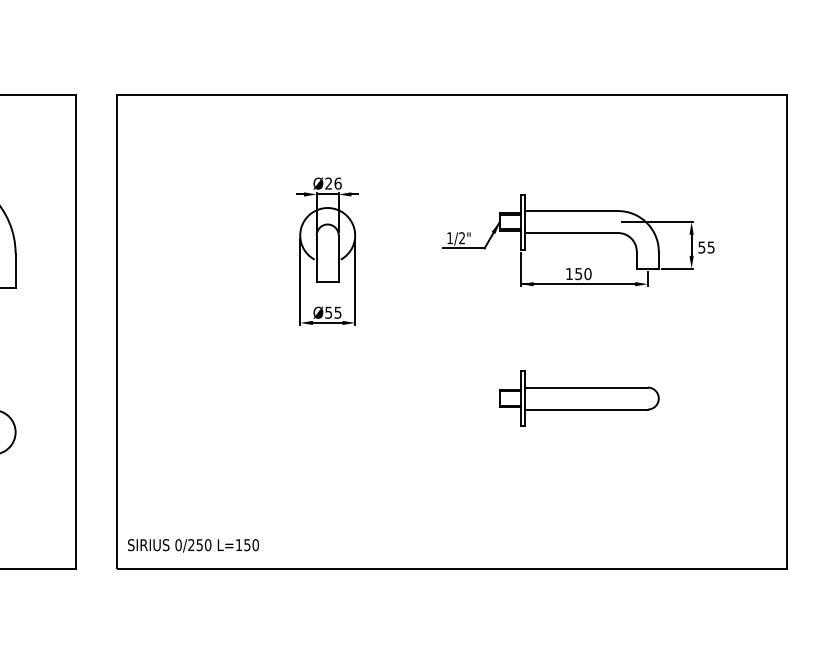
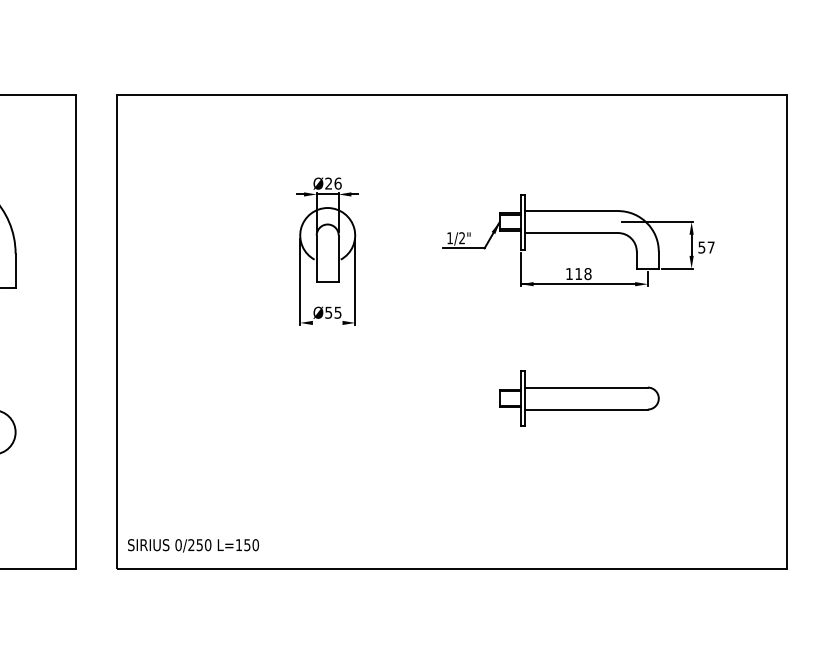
text: 55 -> 57 (710, 247)
text: 150 -> 118 (583, 274)
line: present -> none (327, 322)
